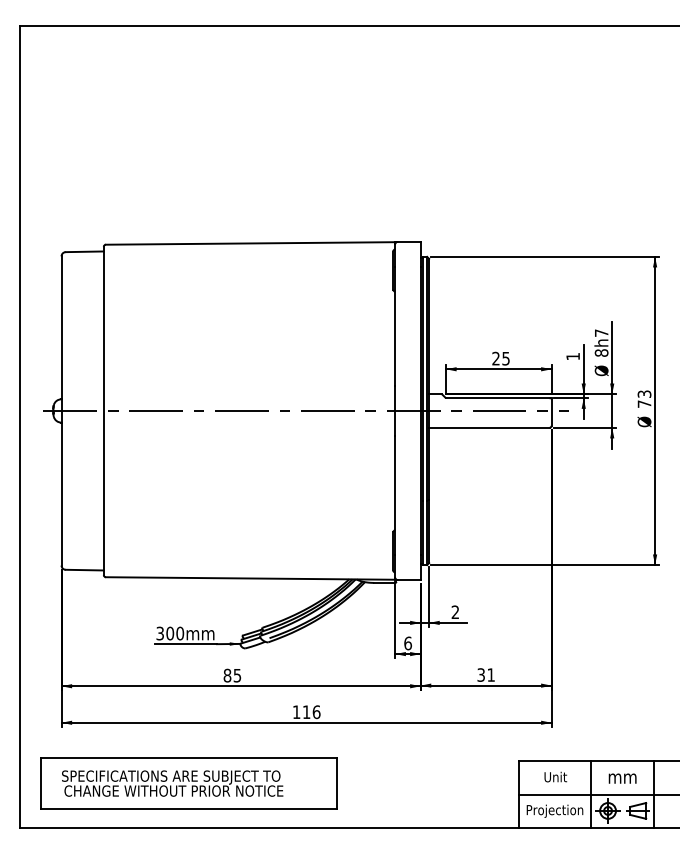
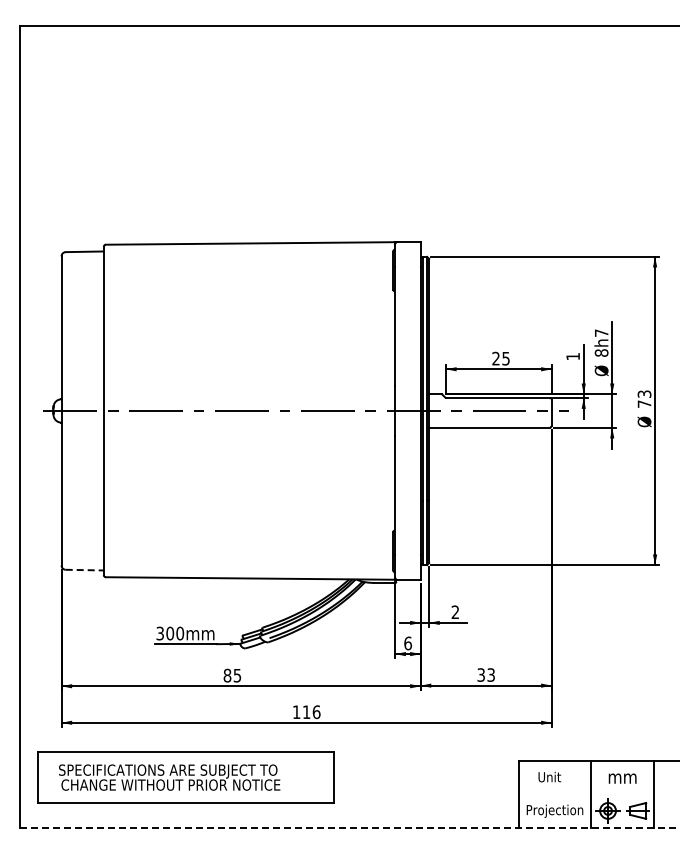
line: solid -> dashed (85, 570)
text: 31 -> 33 (490, 674)
text position: (555, 776) -> (549, 776) (549, 776)
part position: (188, 783) -> (185, 777) (185, 777)
line: present -> none (597, 794)
line: solid -> dashed (350, 828)
